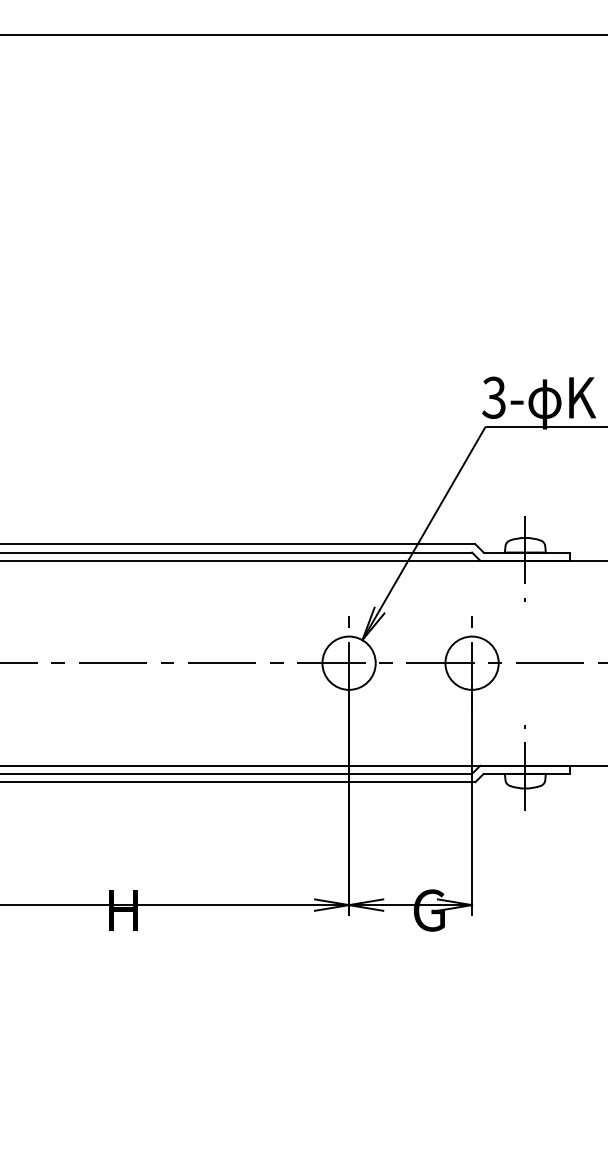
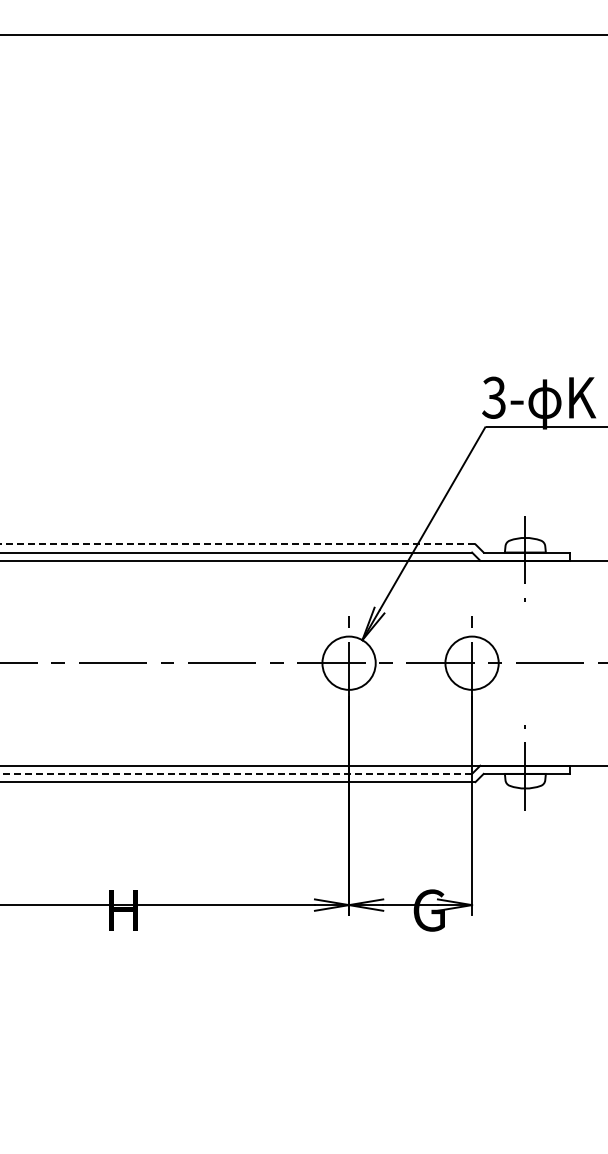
line: solid -> dashed (237, 544)
line: solid -> dashed (236, 773)
